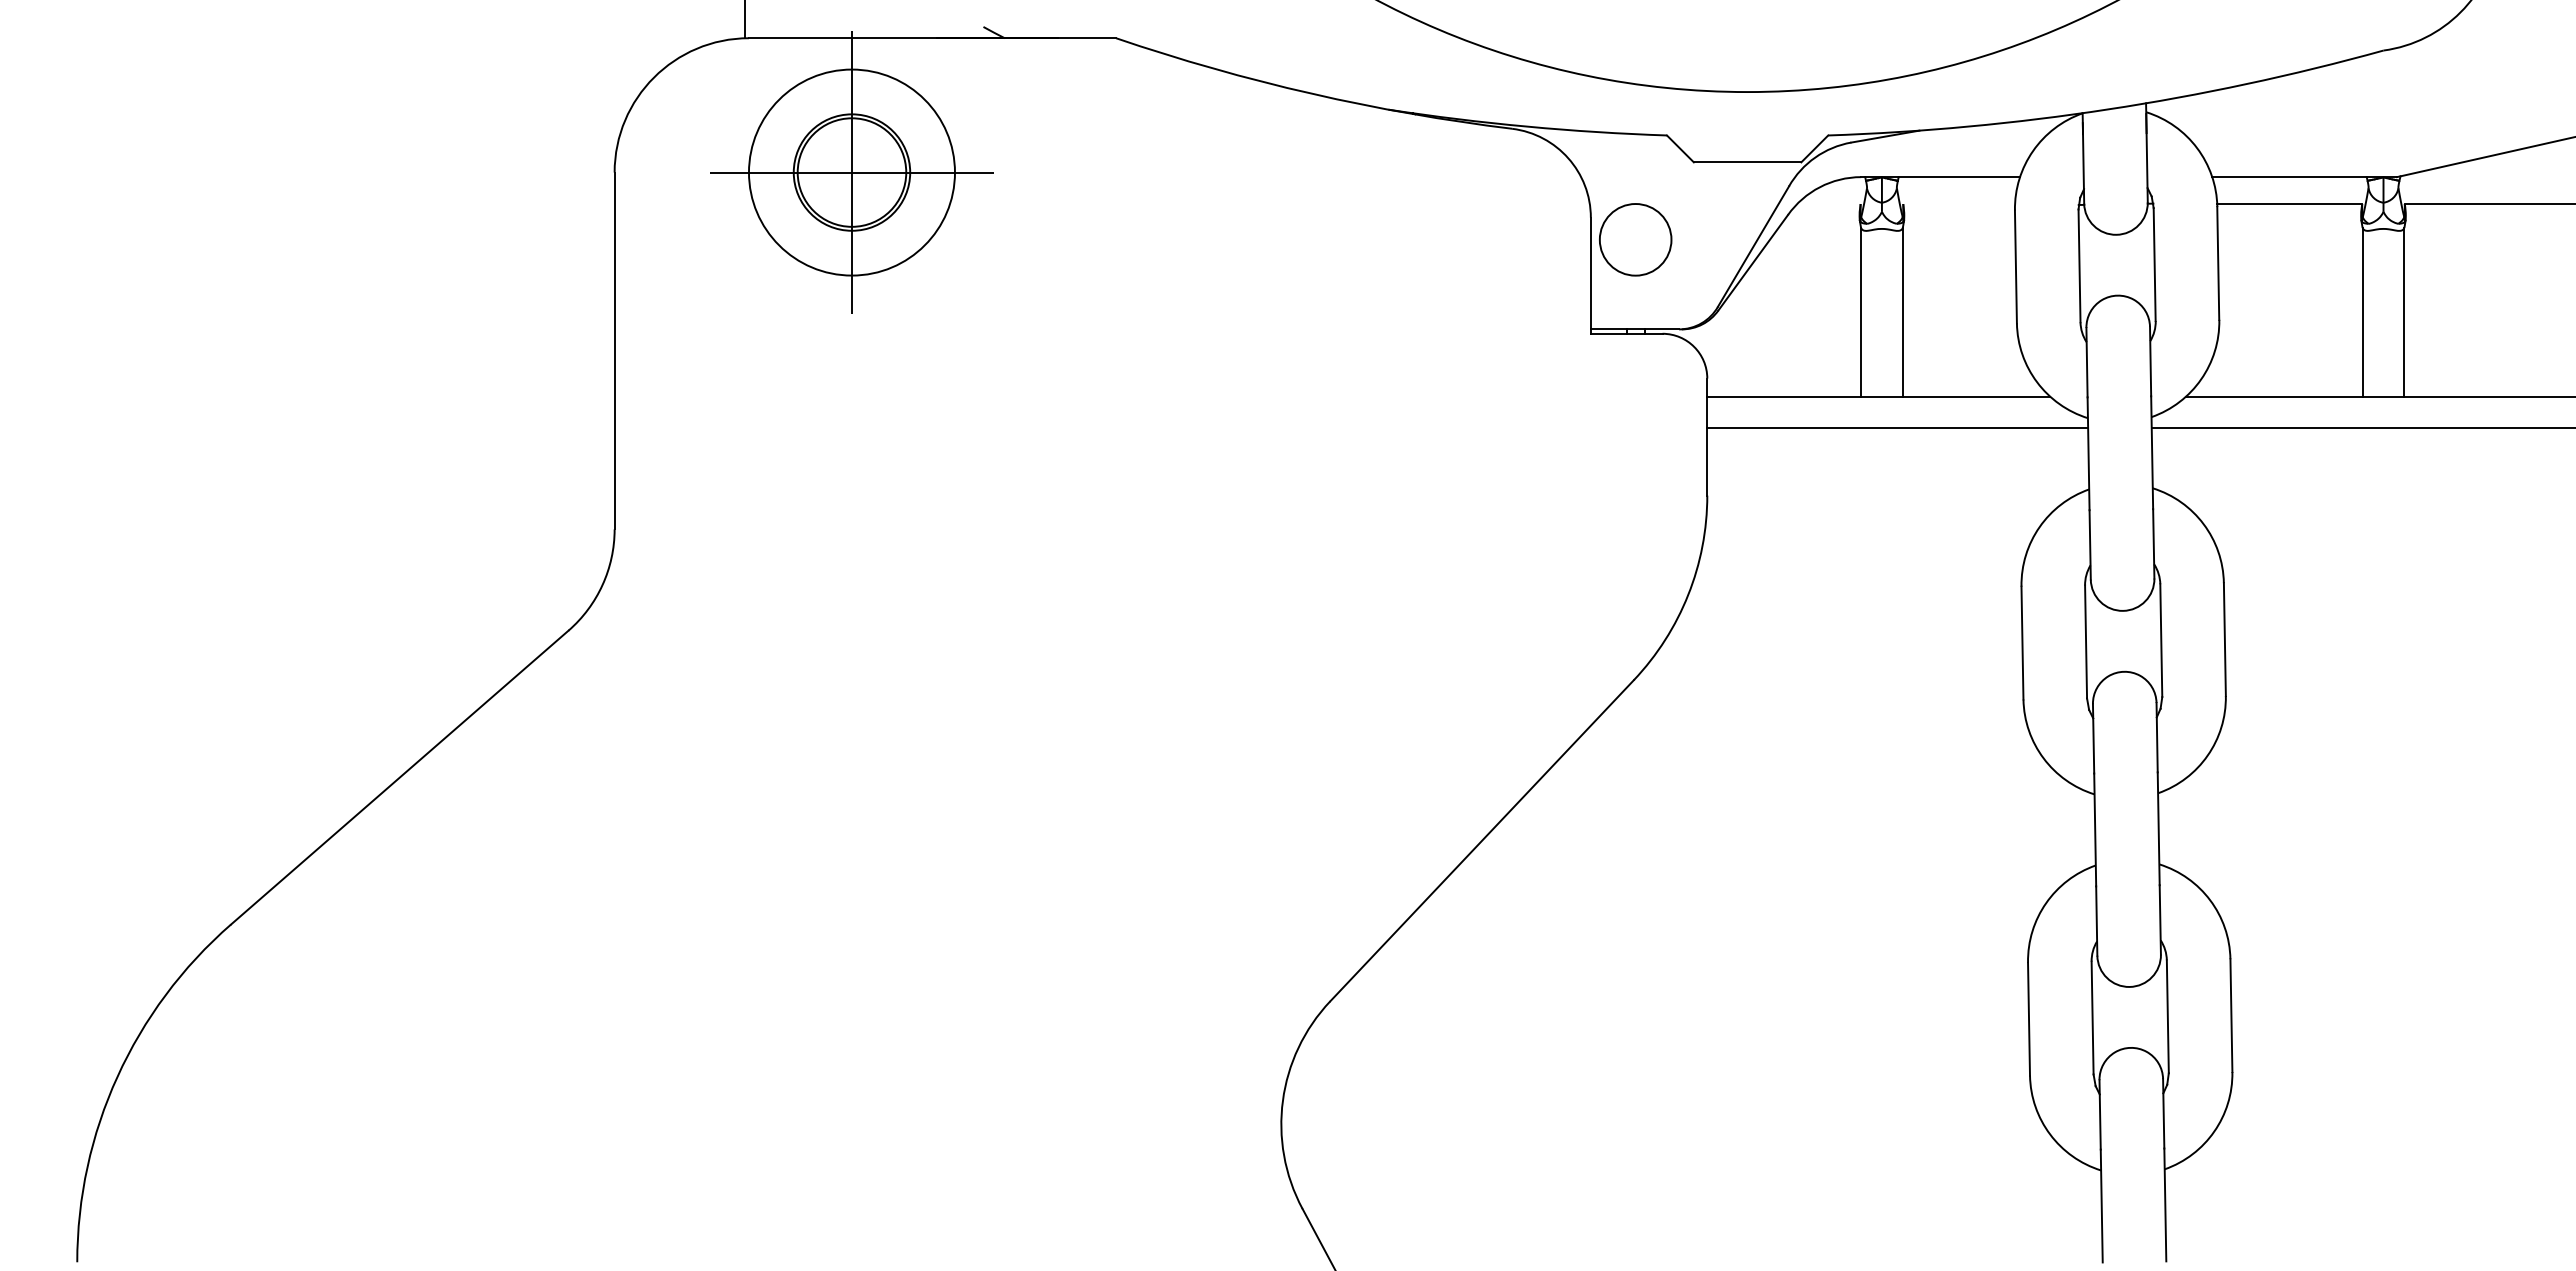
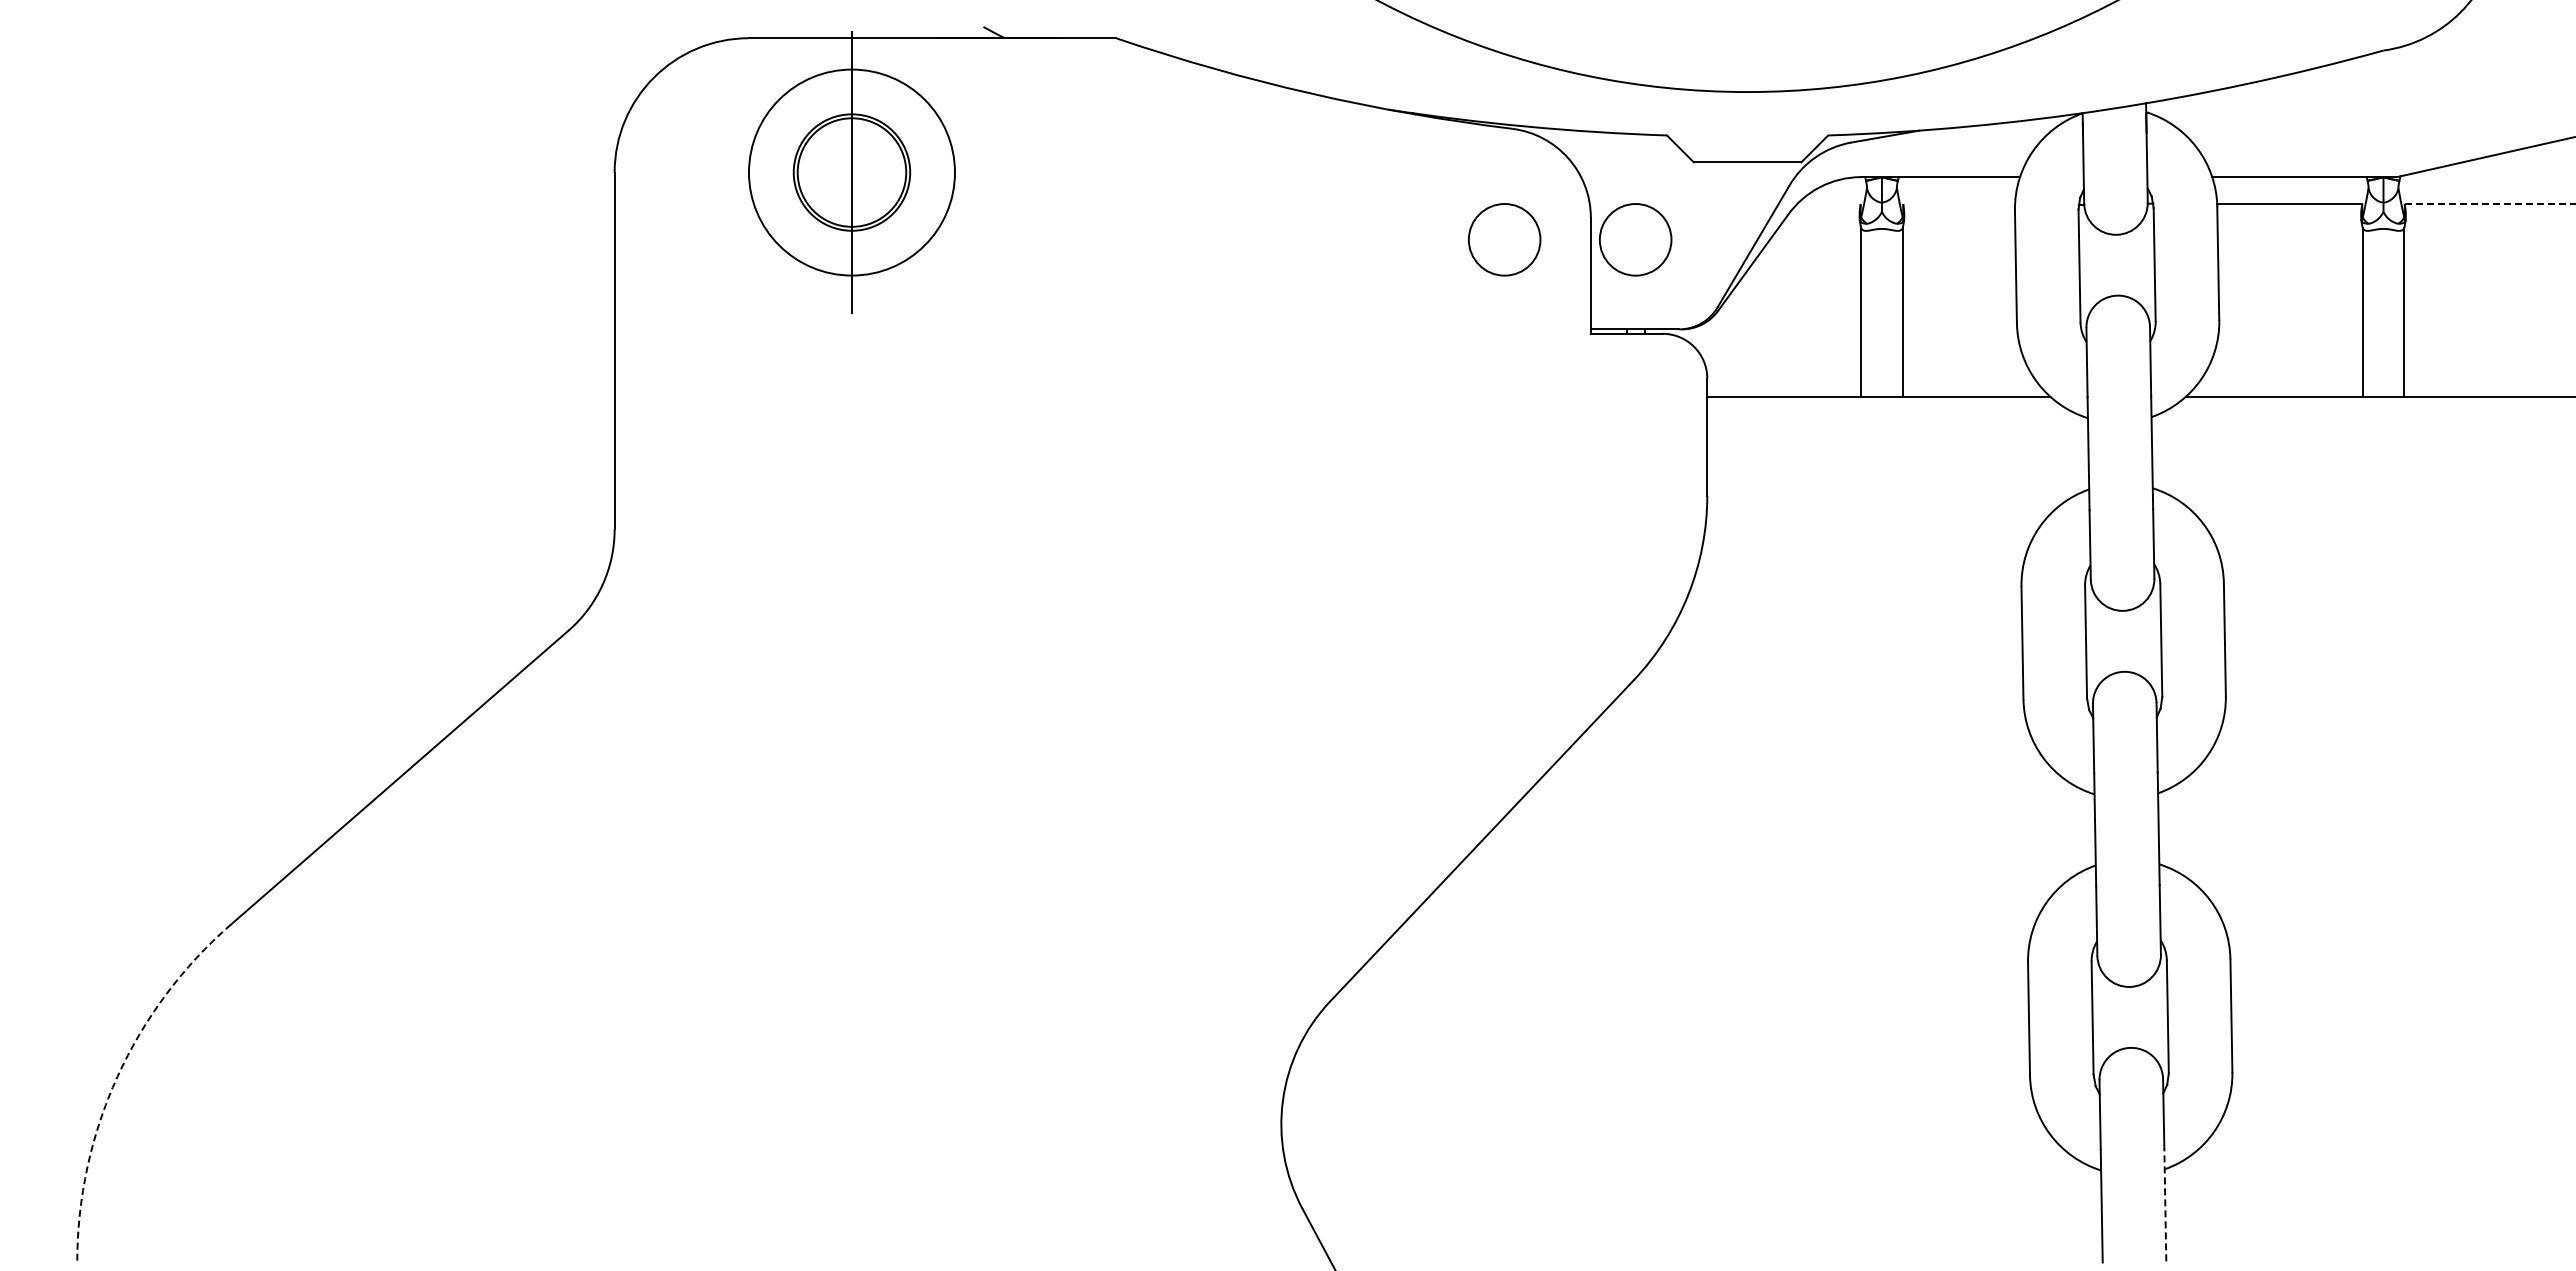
line: present -> none (744, 20)
line: present -> none (851, 172)
line: solid -> dashed (2490, 204)
circle: none -> present (1504, 239)
line: present -> none (1897, 427)
line: present -> none (2361, 427)
arc: solid -> dashed (117, 1076)
line: solid -> dashed (2165, 1204)
